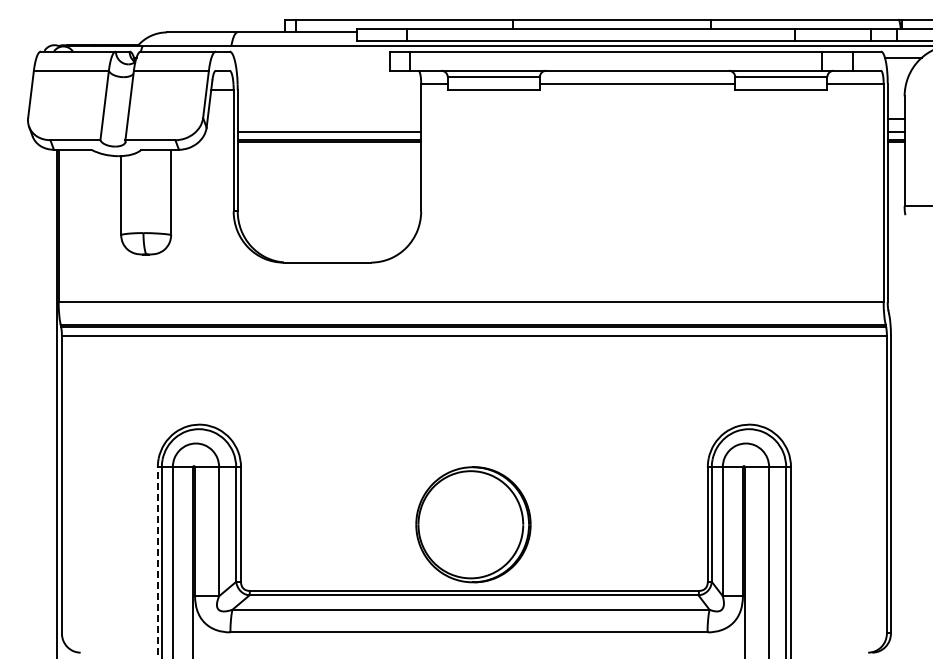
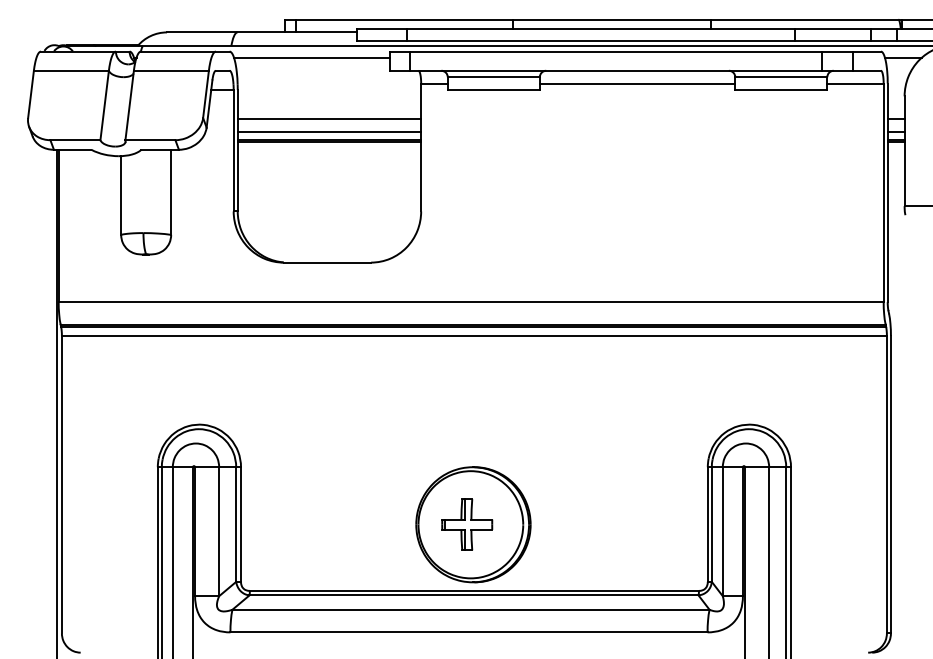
line: none -> present (311, 58)
line: none -> present (329, 118)
part: none -> present (467, 524)
line: dashed -> solid (157, 562)
